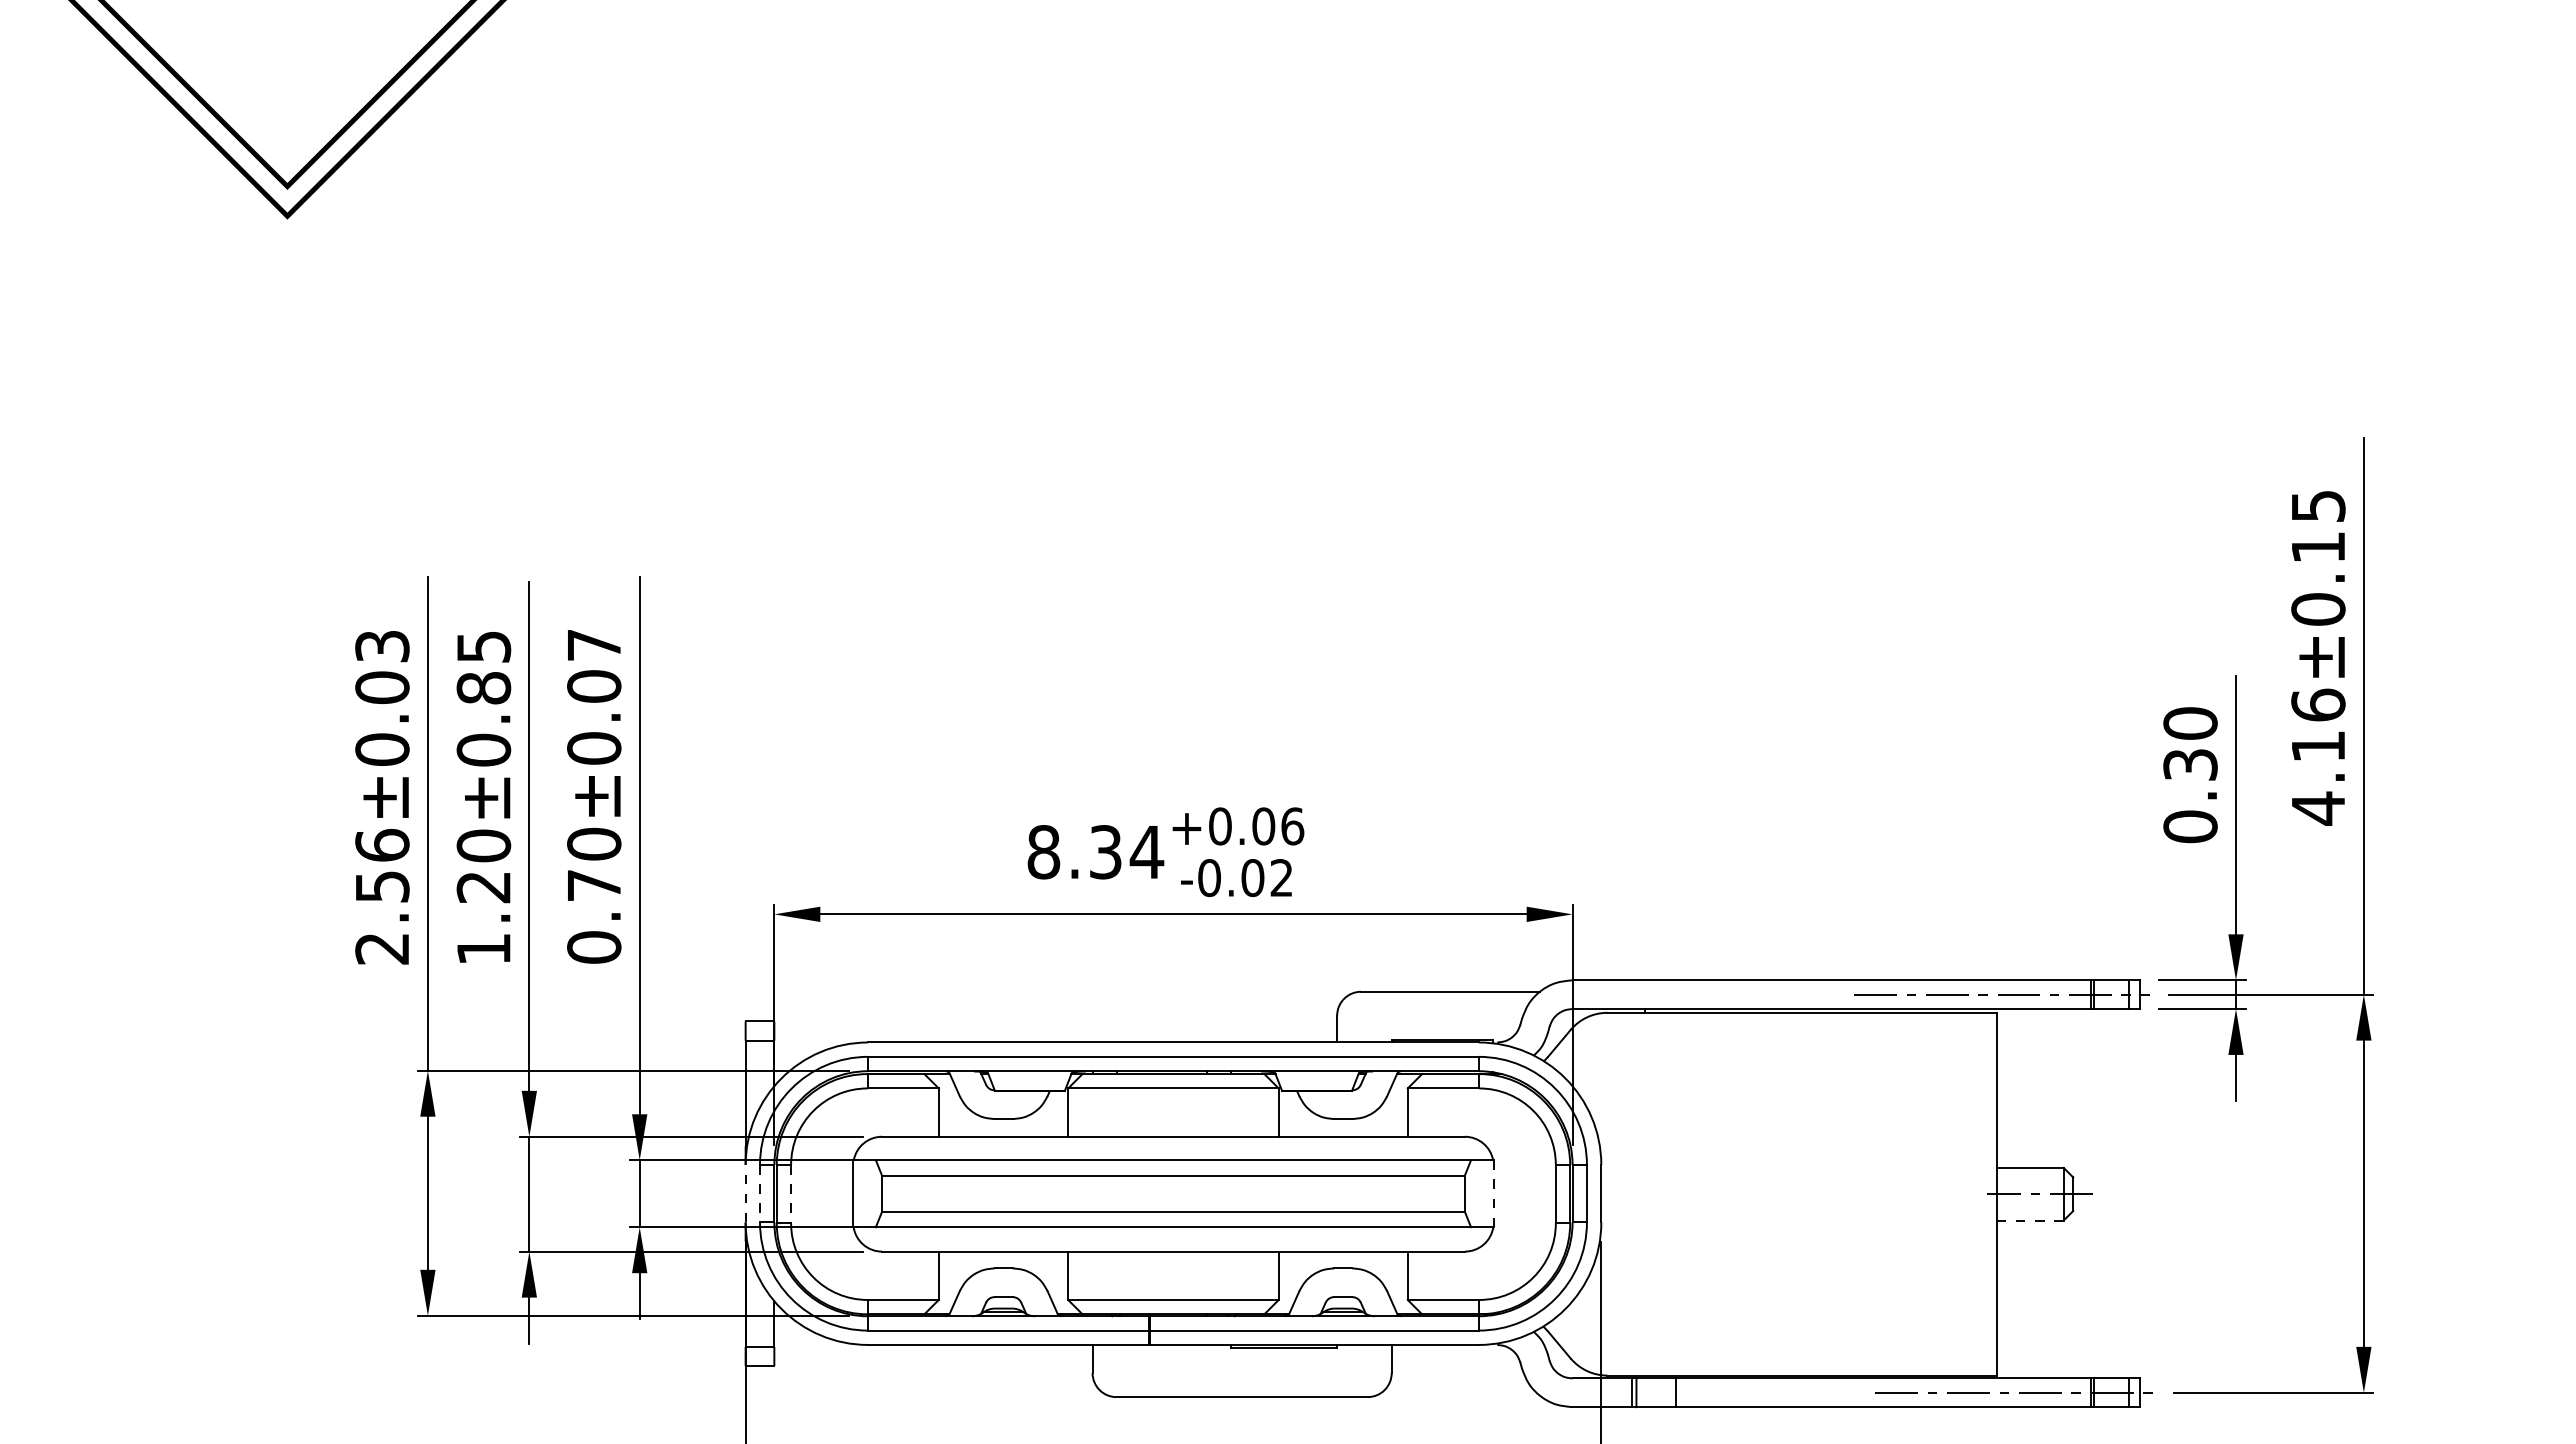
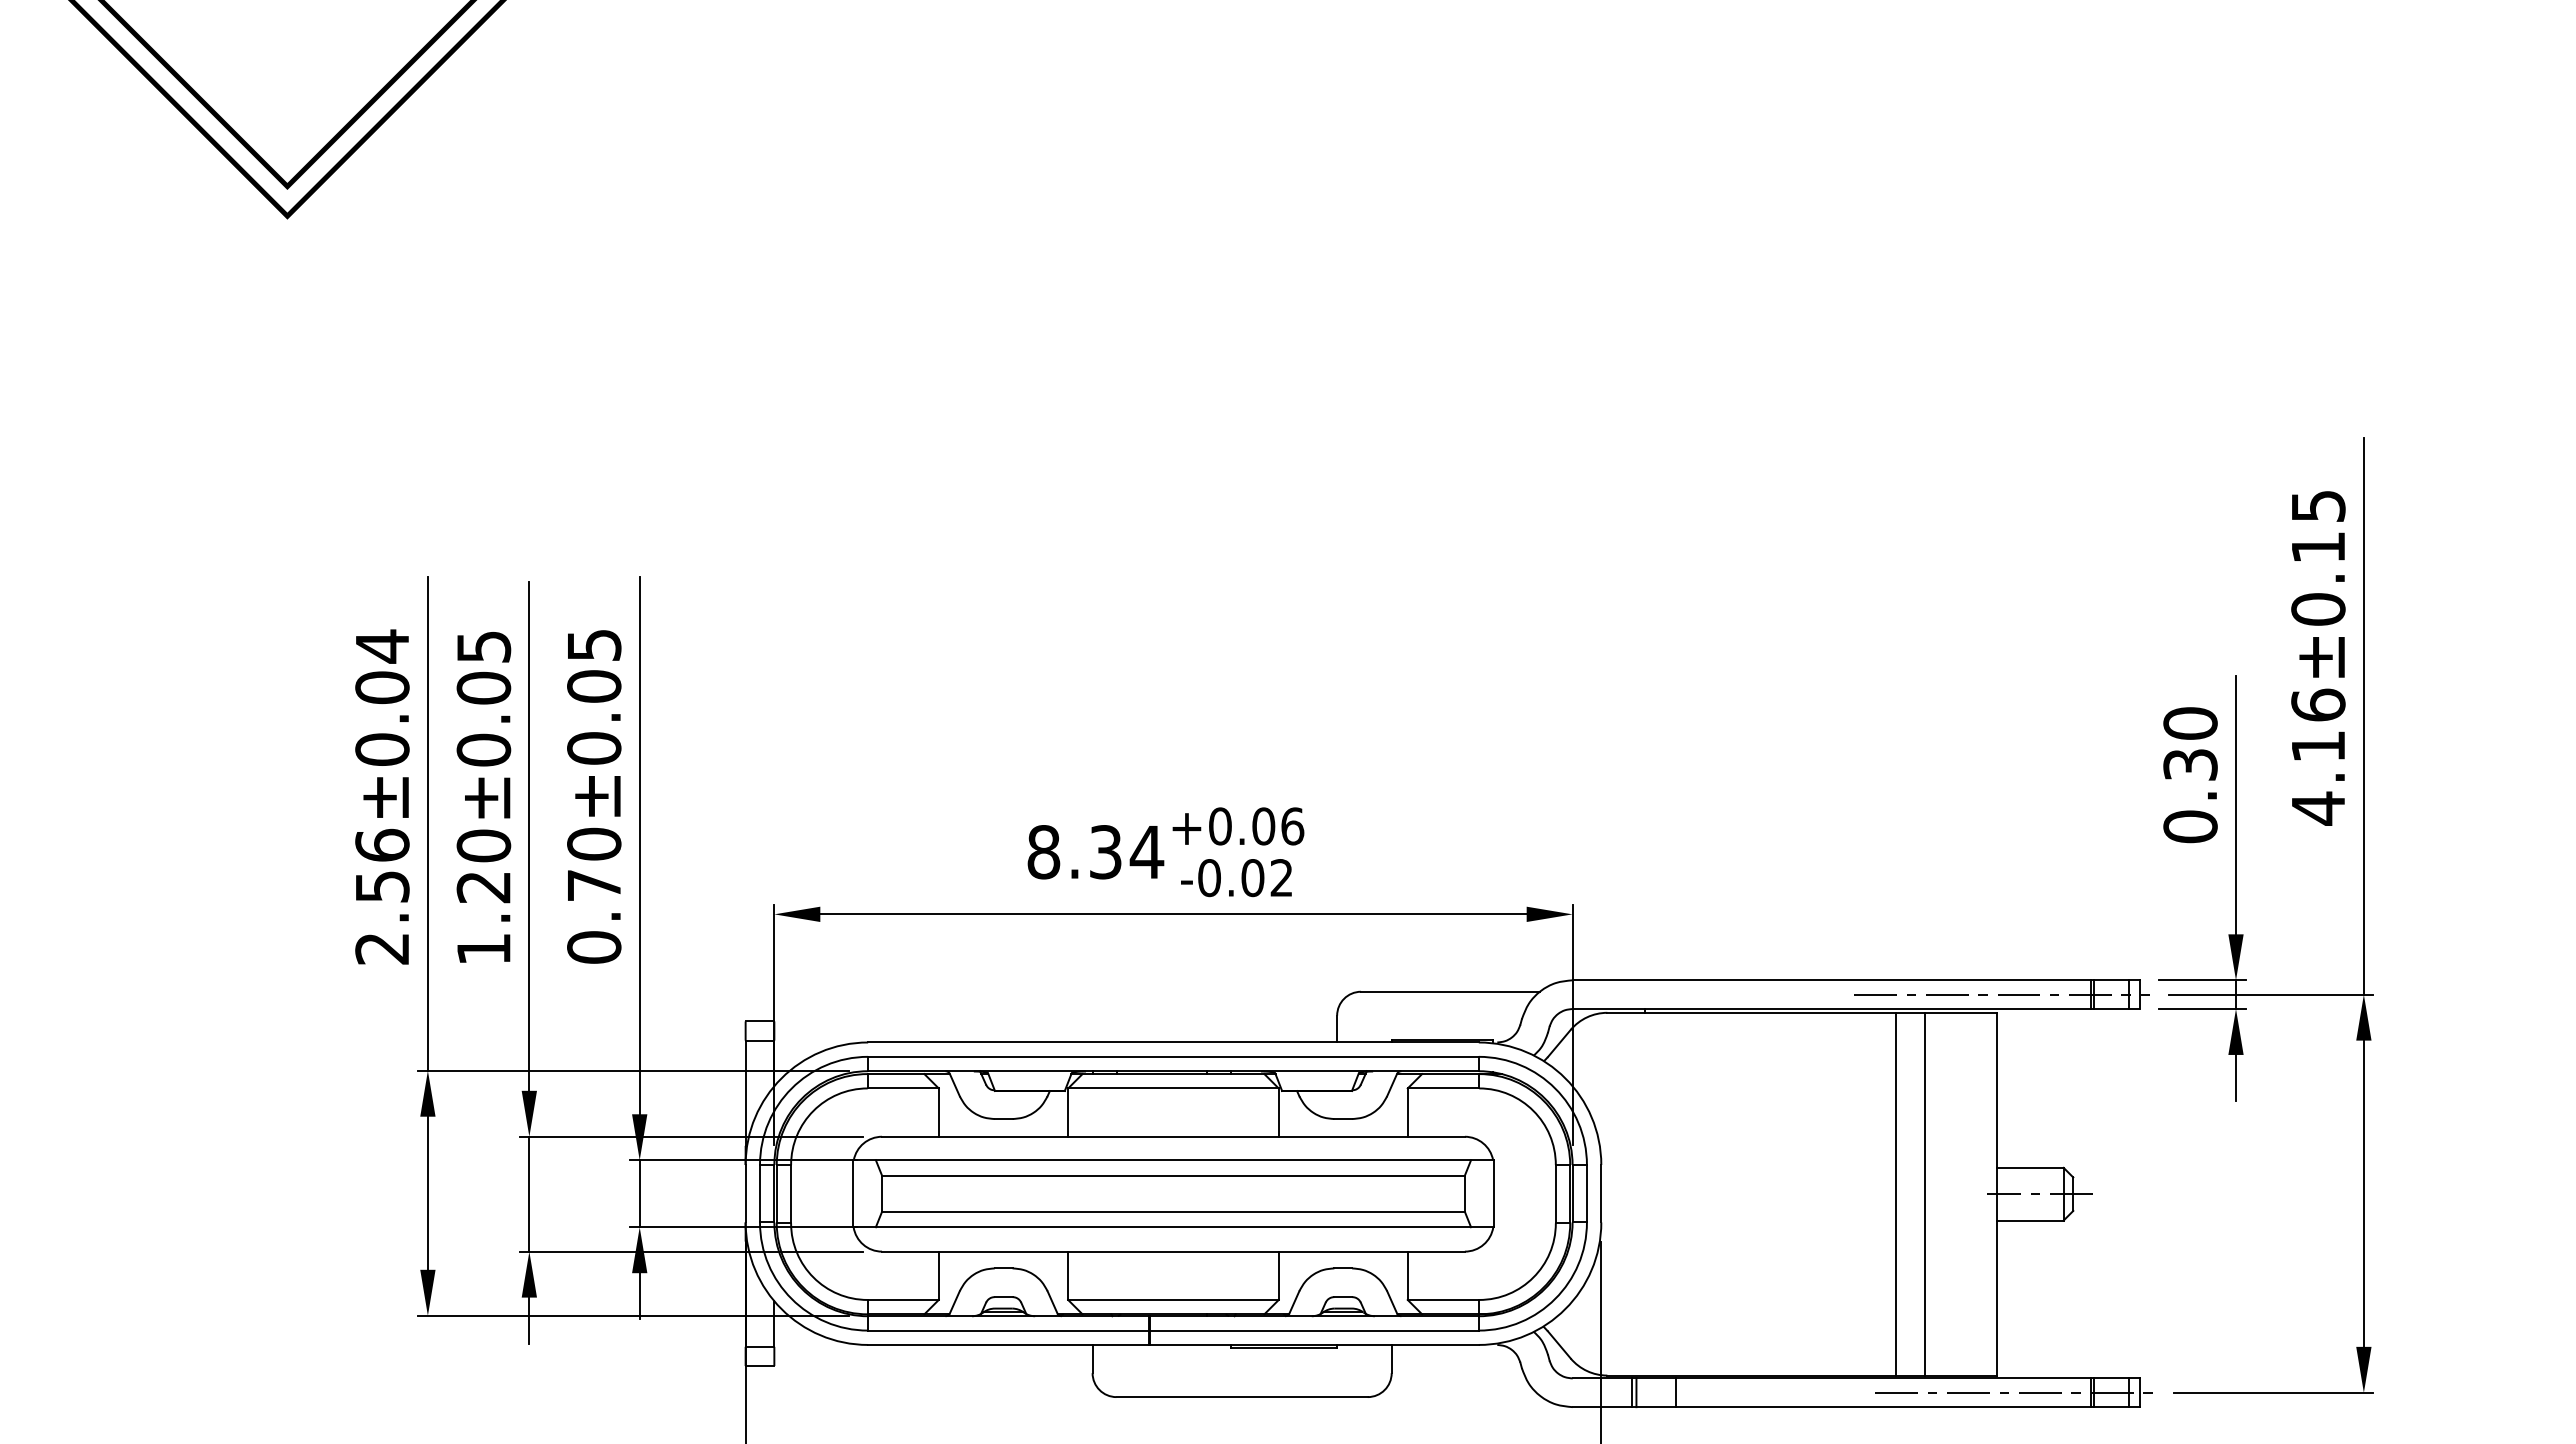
text: 0.70±0.07 -> 0.70±0.05 (594, 645)
text: 2.56±0.03 -> 2.56±0.04 (382, 646)
text: 1.20±0.85 -> 1.20±0.05 (483, 687)
line: dashed -> solid (745, 1193)
line: dashed -> solid (760, 1193)
line: none -> present (1896, 1193)
line: none -> present (1924, 1193)
line: dashed -> solid (791, 1194)
line: dashed -> solid (1493, 1194)
line: dashed -> solid (2030, 1220)
